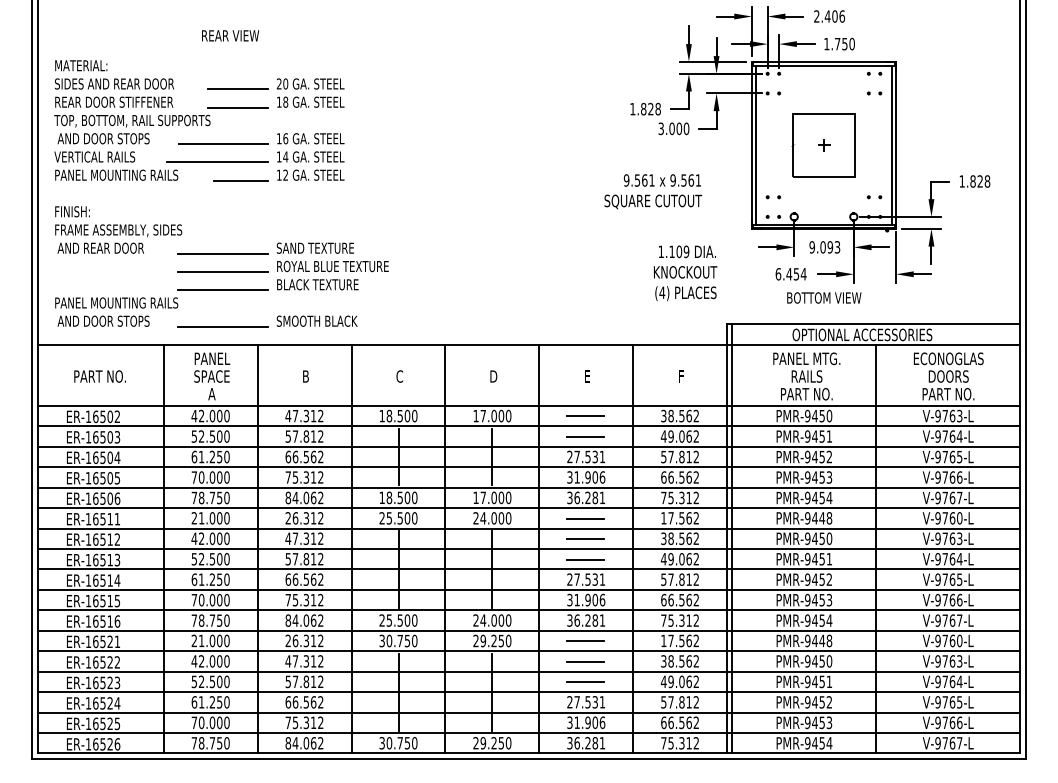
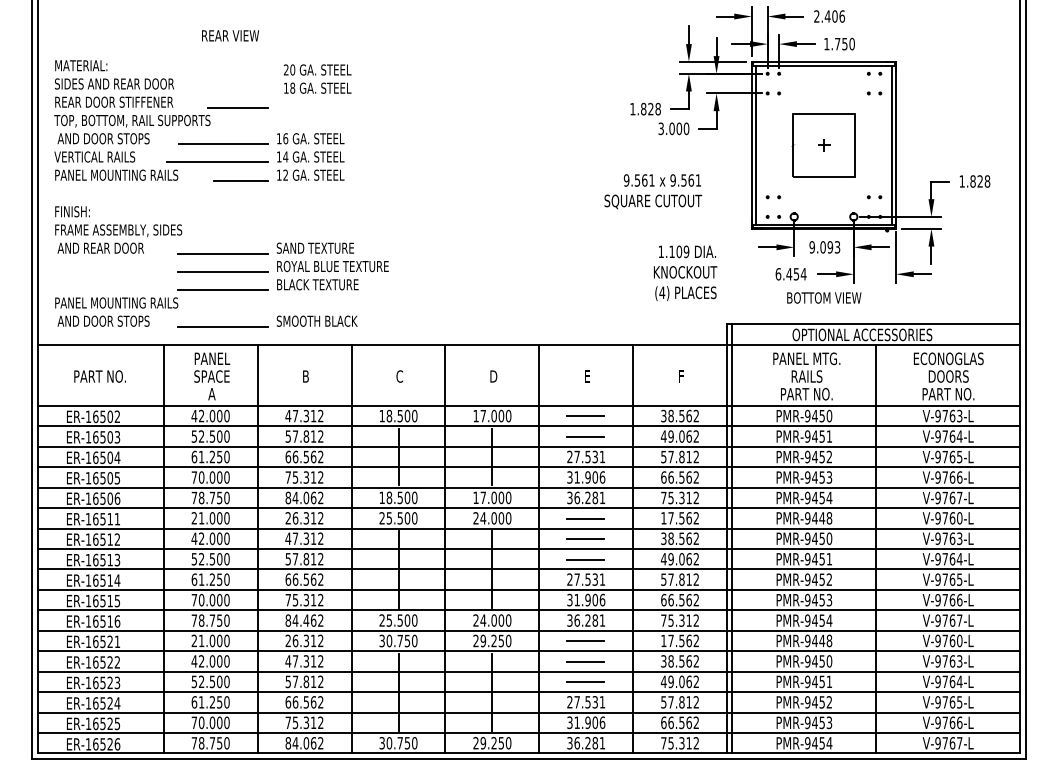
line: present -> none (237, 89)
text position: (310, 92) -> (317, 78) (317, 78)
text: 84.062 -> 84.462 (306, 620)
